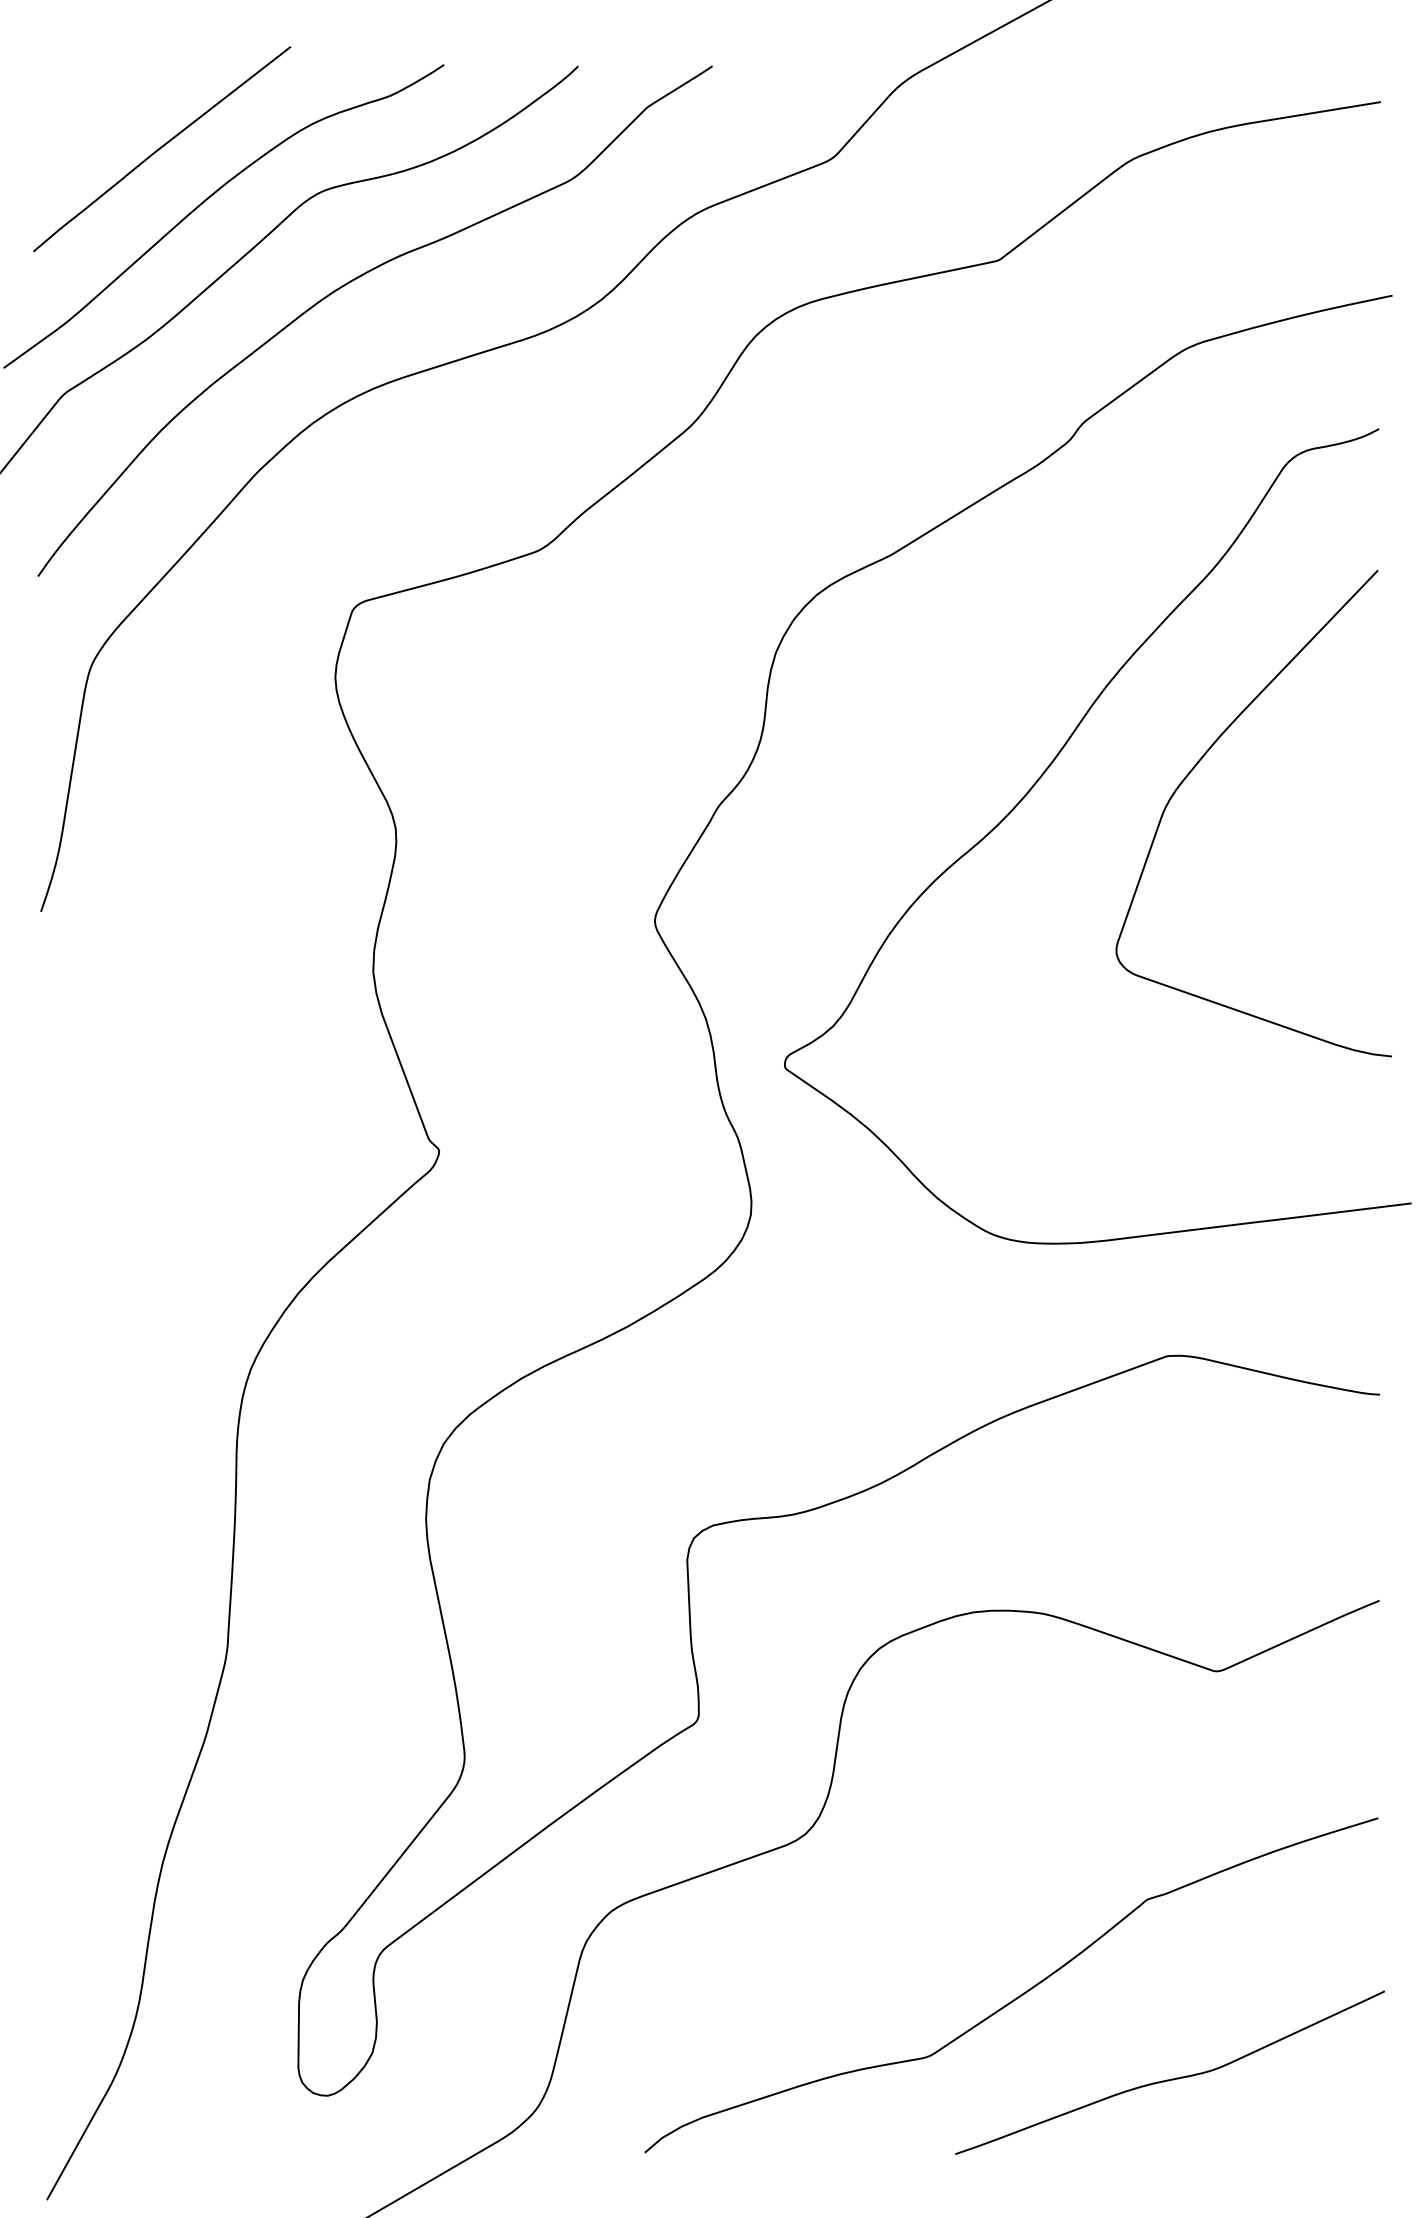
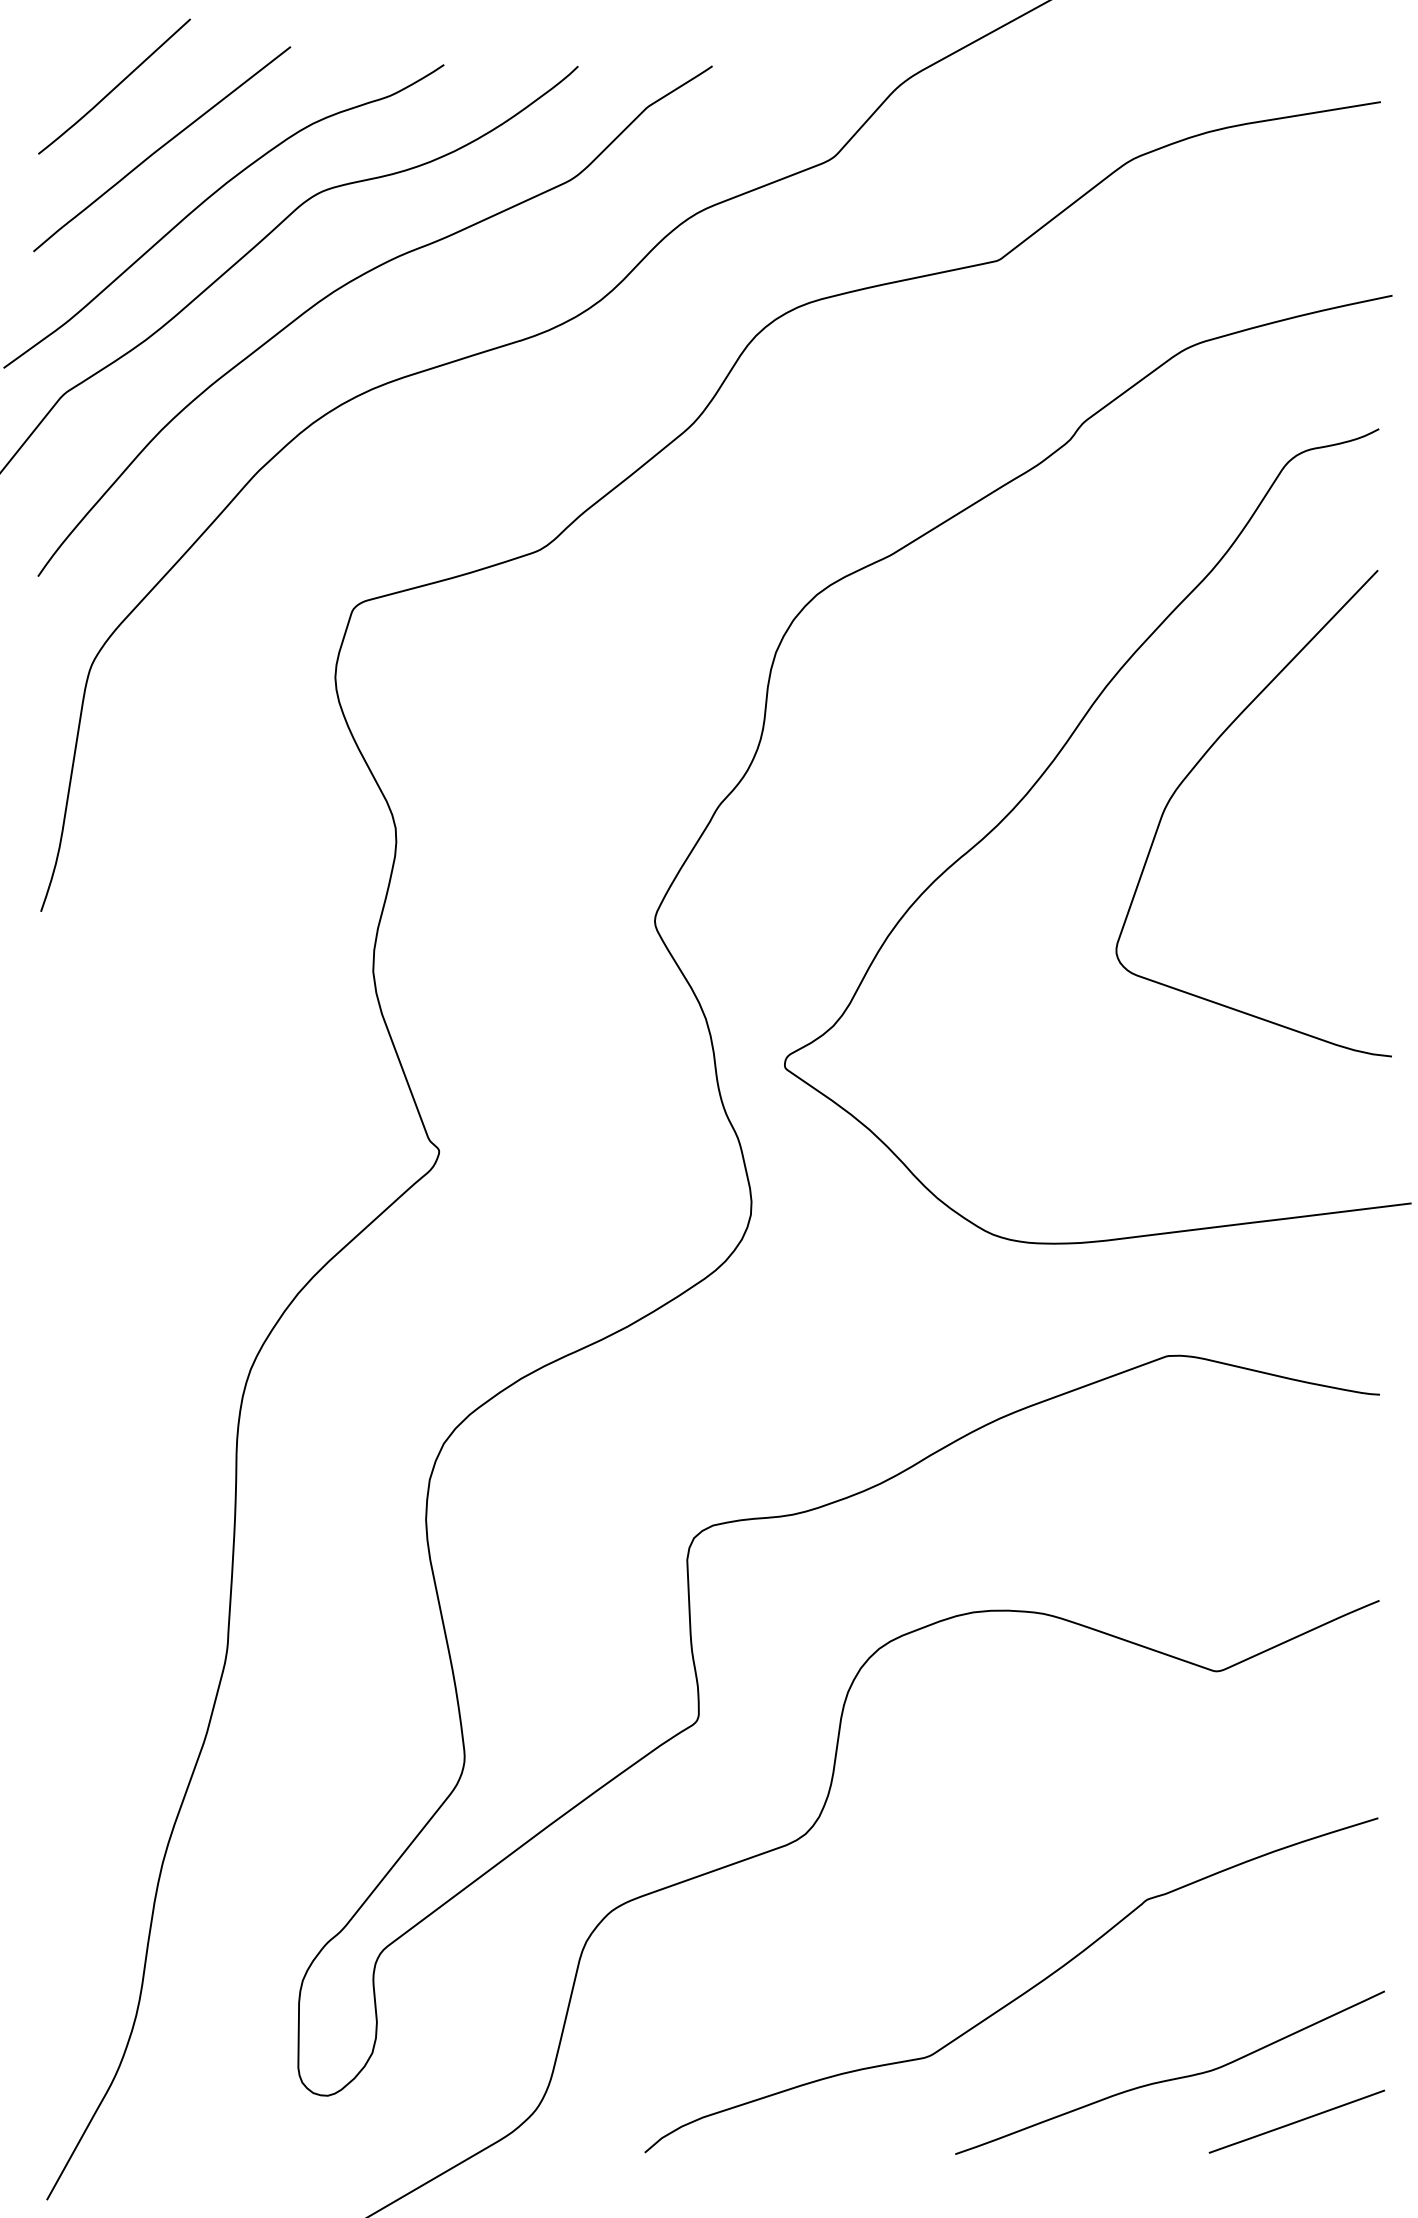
curve: none -> present (115, 86)
line: none -> present (1296, 2121)
